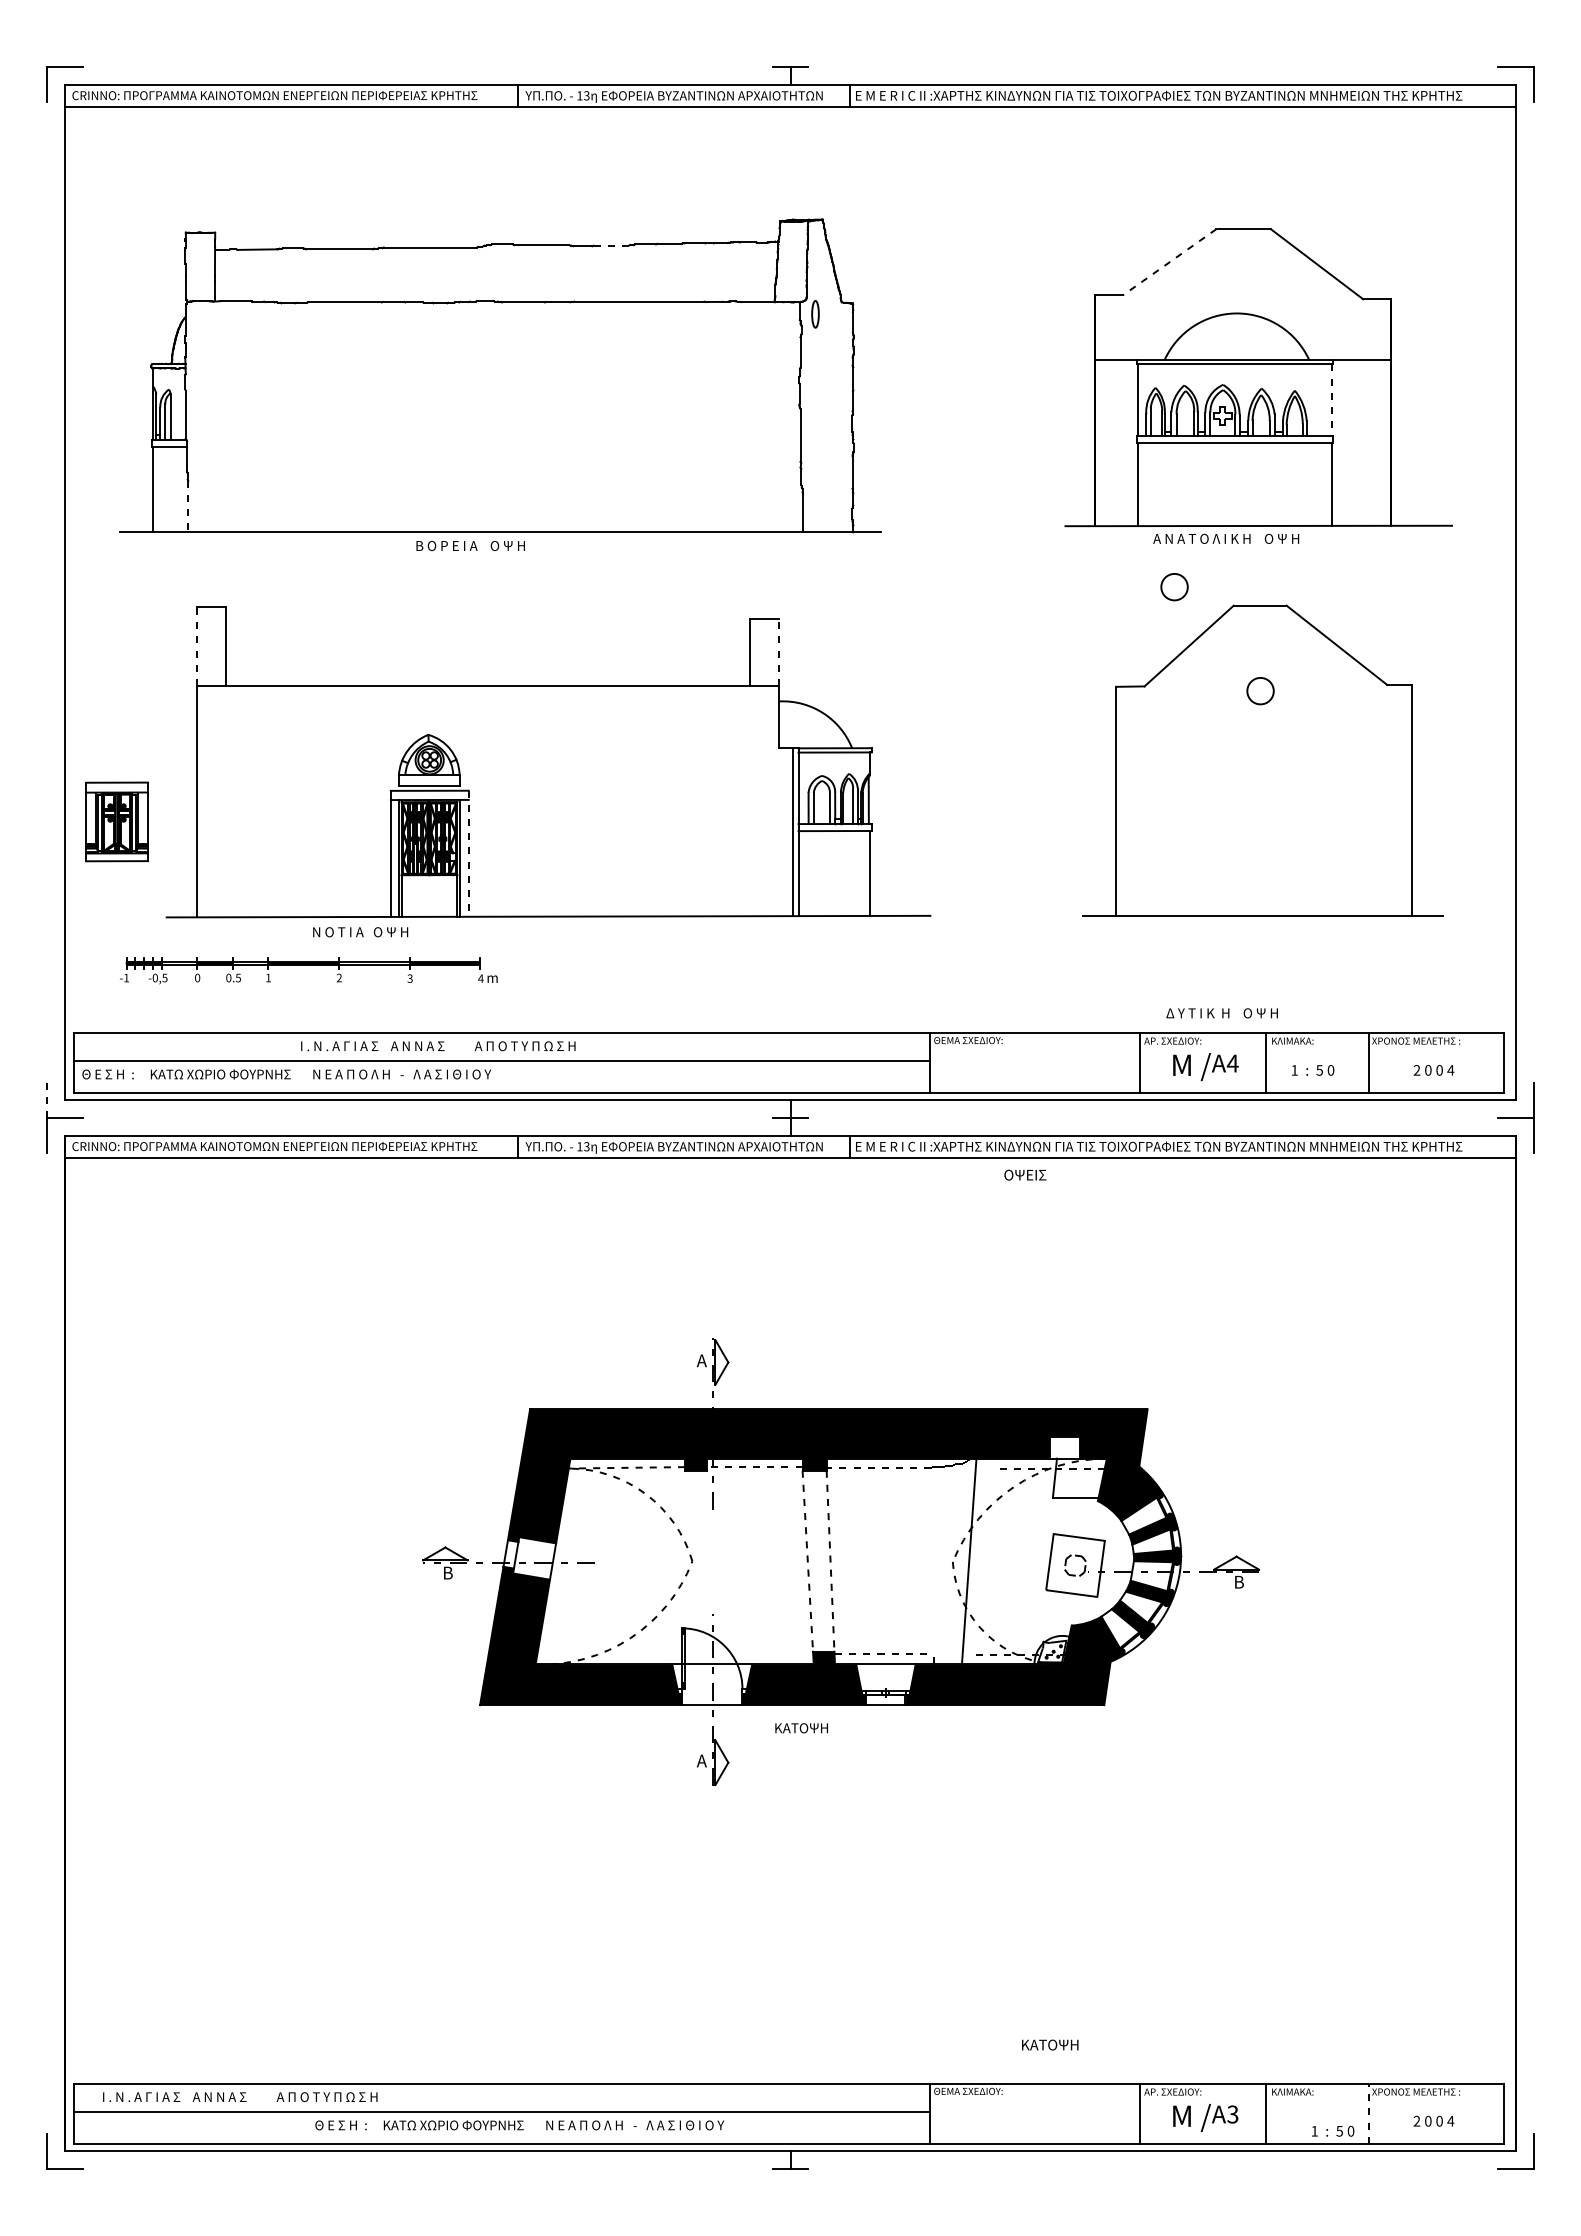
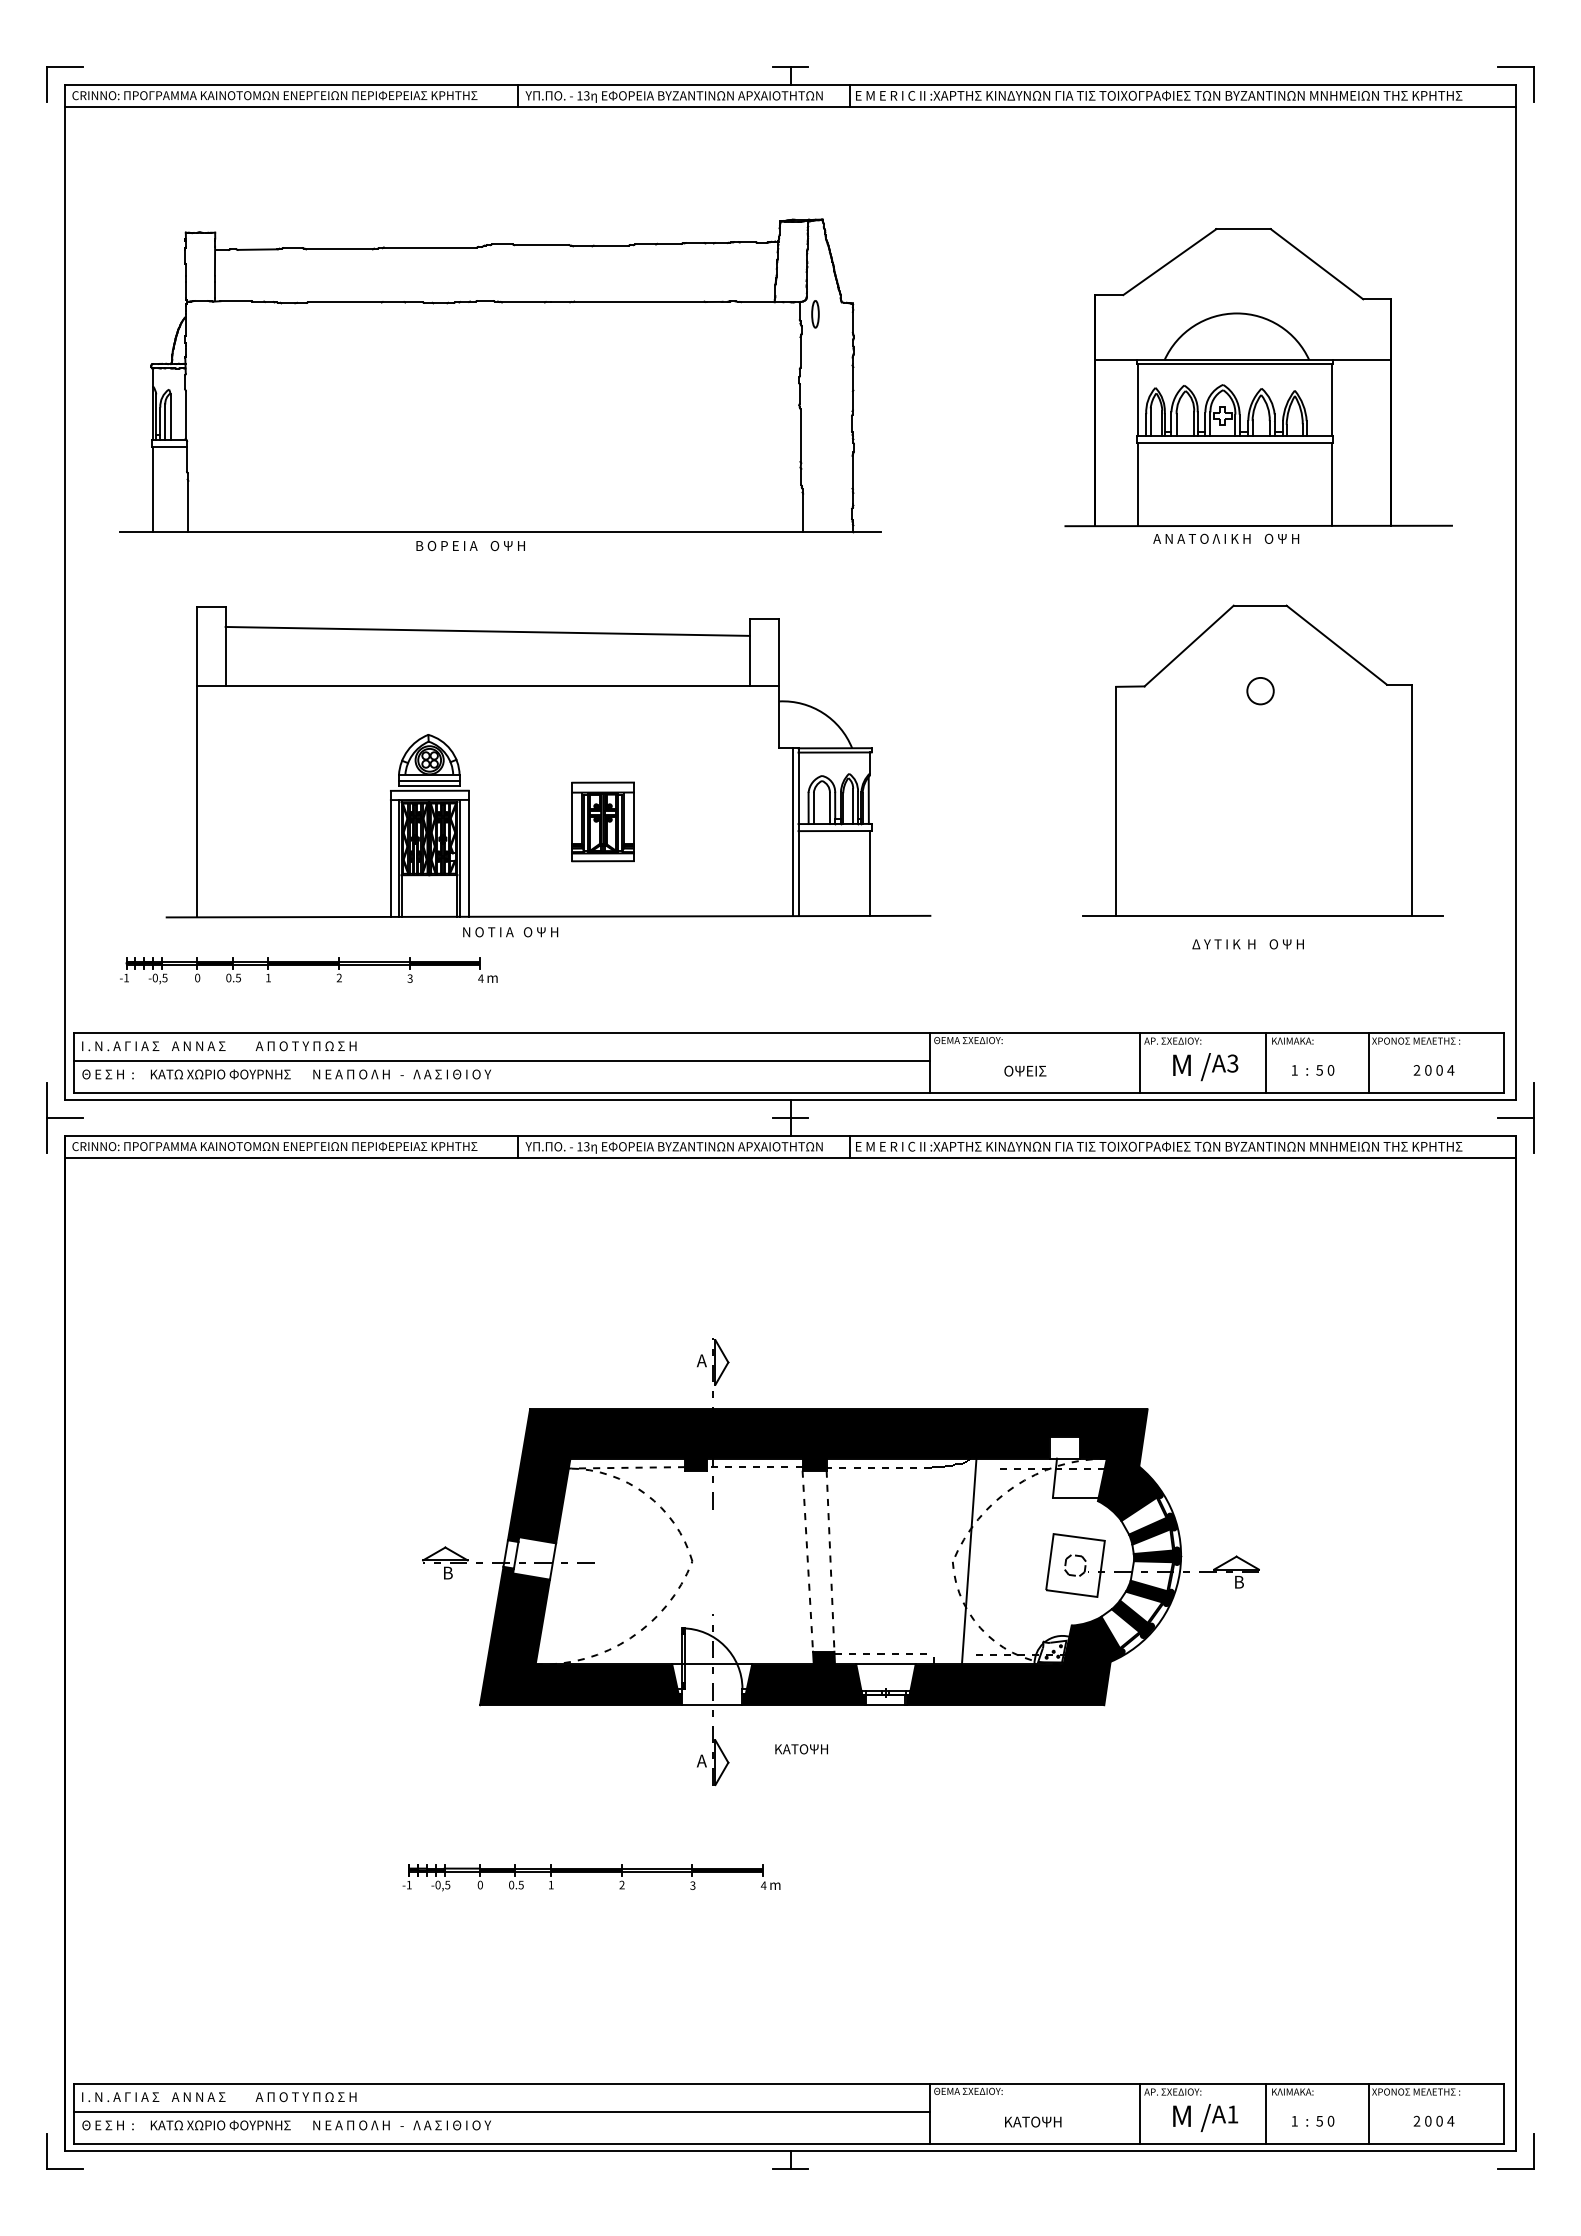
line: dashed -> solid (611, 245)
line: dashed -> solid (1169, 262)
line: dashed -> solid (1331, 400)
line: dashed -> solid (188, 506)
circle: present -> none (1174, 587)
line: none -> present (487, 630)
line: dashed -> solid (197, 646)
line: dashed -> solid (779, 652)
line: none -> present (428, 780)
part position: (116, 821) -> (602, 821) (602, 821)
line: dashed -> solid (468, 853)
text position: (360, 932) -> (510, 932) (510, 932)
text position: (1221, 1013) -> (1247, 944) (1247, 944)
text position: (438, 1046) -> (219, 1046) (219, 1046)
text: 4 -> 3 (1232, 1063)
line: dashed -> solid (47, 1100)
text position: (1025, 1174) -> (1025, 1070) (1025, 1070)
text position: (801, 1728) -> (801, 1749) (801, 1749)
part: none -> present (591, 1877)
text position: (1050, 2044) -> (1033, 2121) (1033, 2121)
text position: (240, 2097) -> (219, 2097) (219, 2097)
line: dashed -> solid (1368, 2113)
text: 3 -> 1 (1232, 2114)
text position: (519, 2125) -> (286, 2125) (286, 2125)
text position: (1333, 2130) -> (1313, 2120) (1313, 2120)
